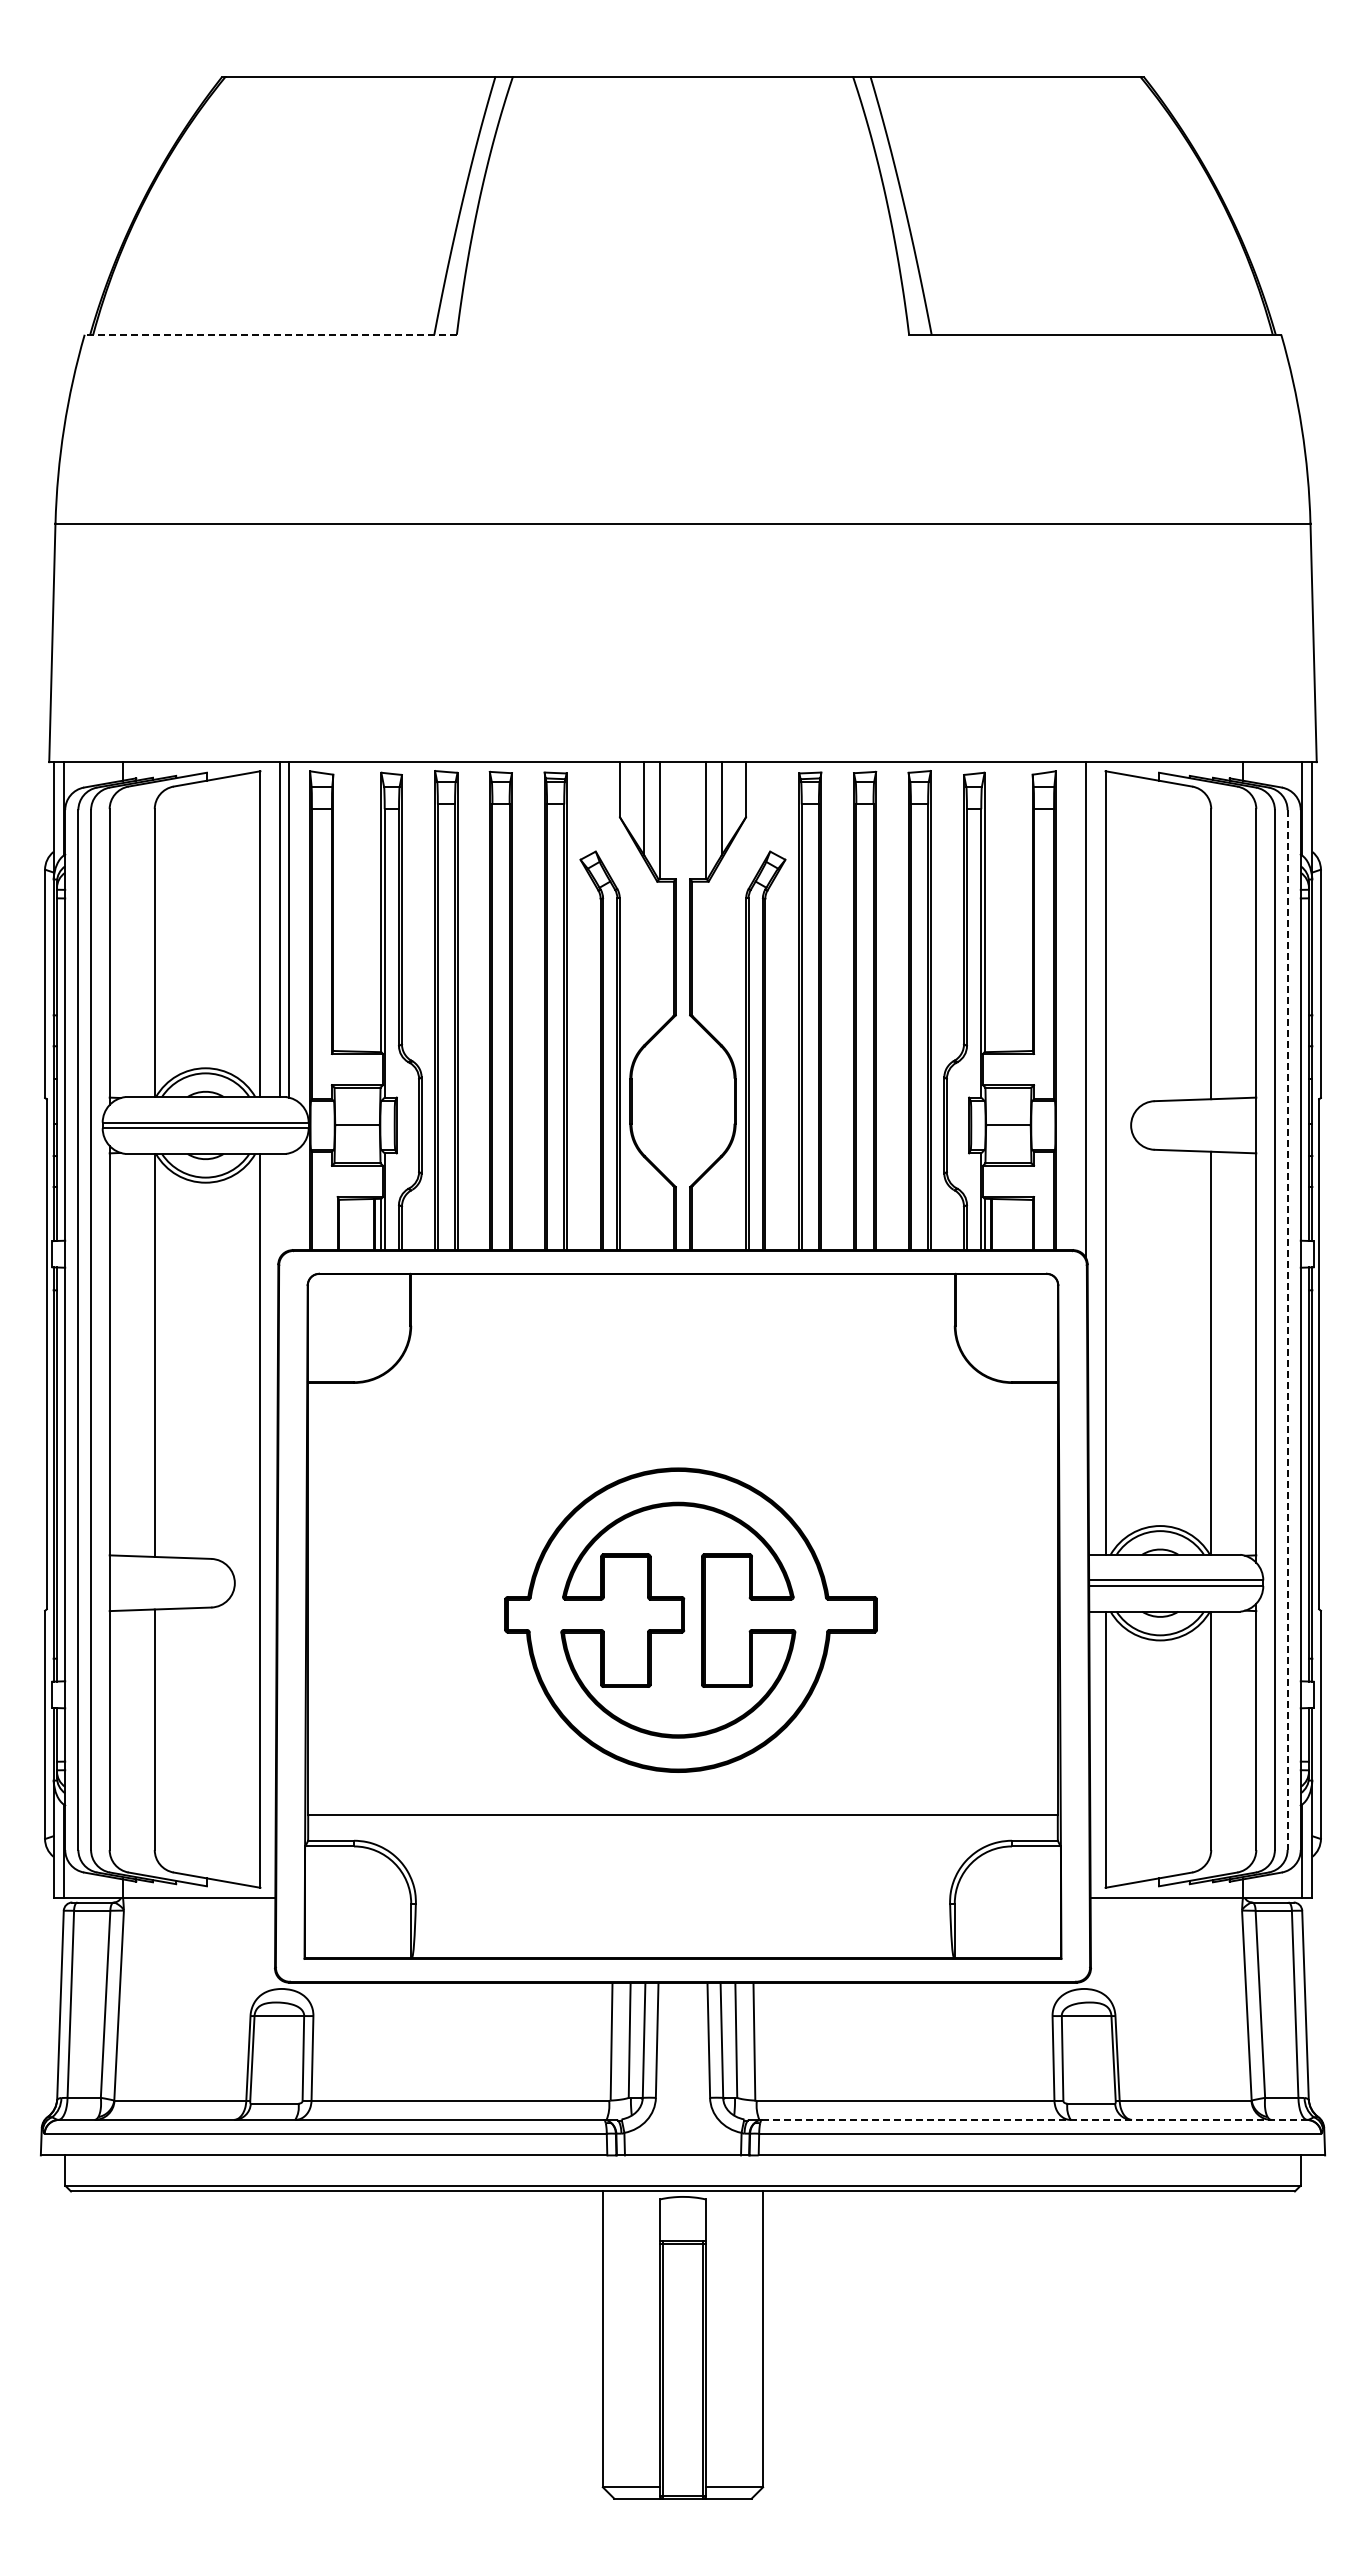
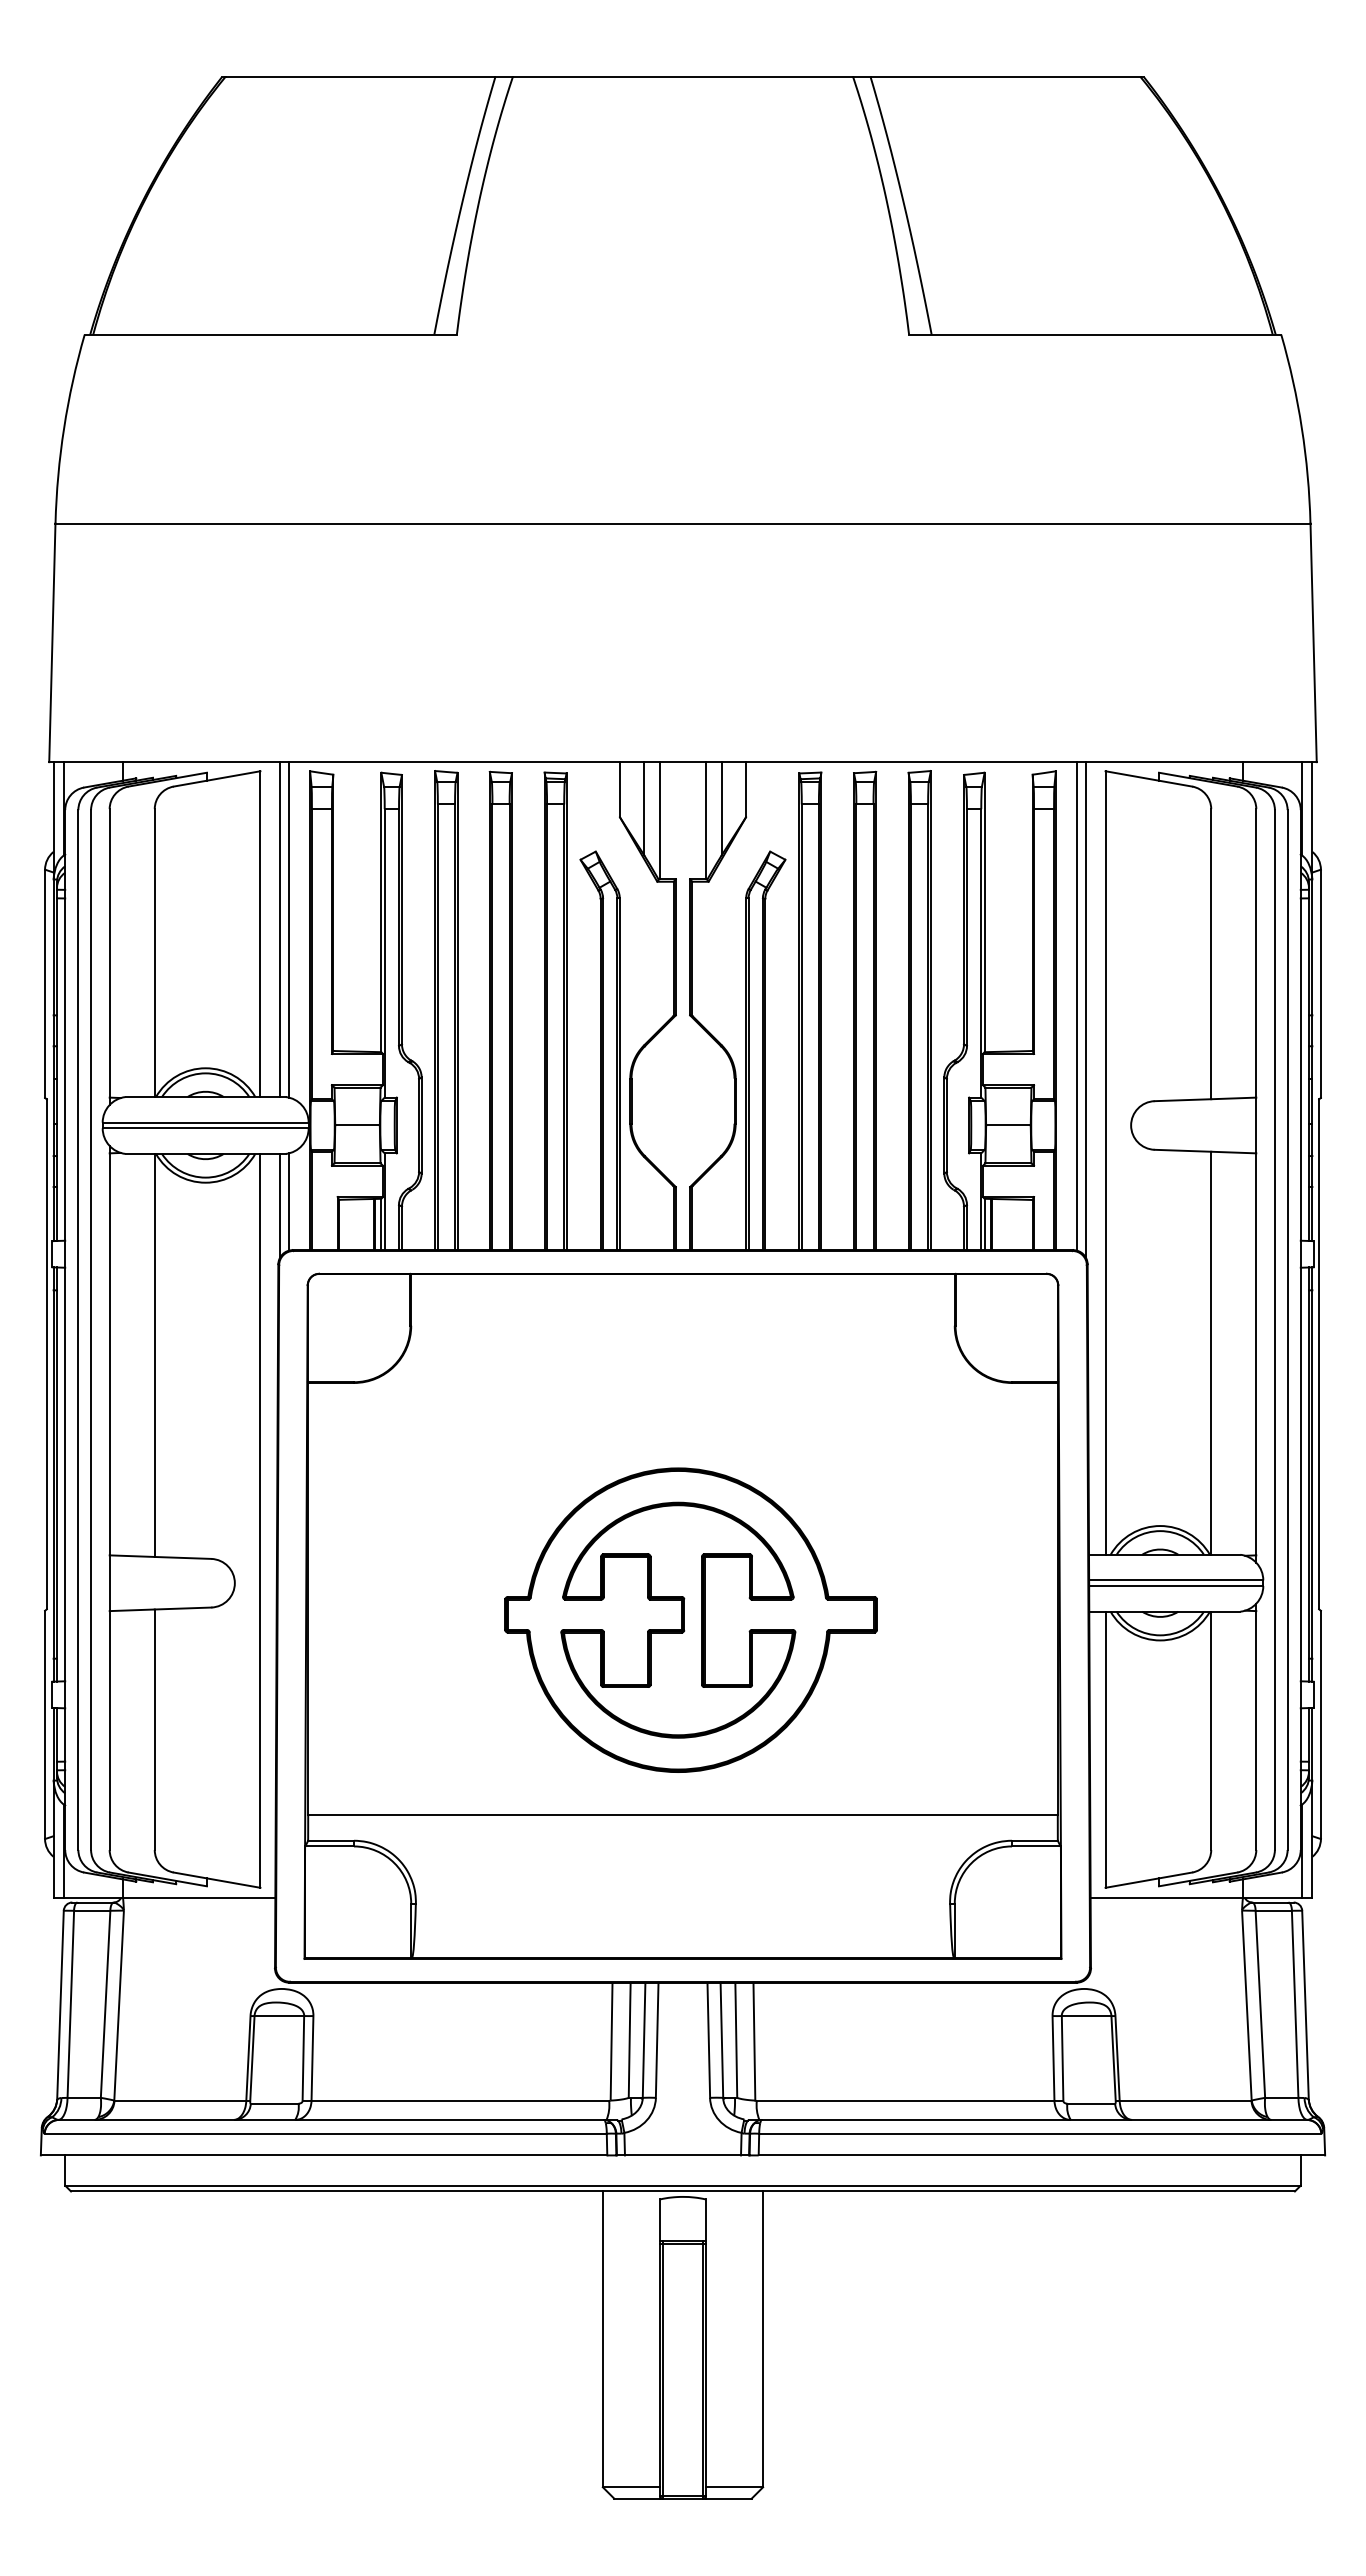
line: dashed -> solid (270, 334)
line: none -> present (1077, 1006)
line: none -> present (288, 1201)
line: none -> present (280, 1205)
line: dashed -> solid (1287, 1330)
line: dashed -> solid (1034, 2119)
